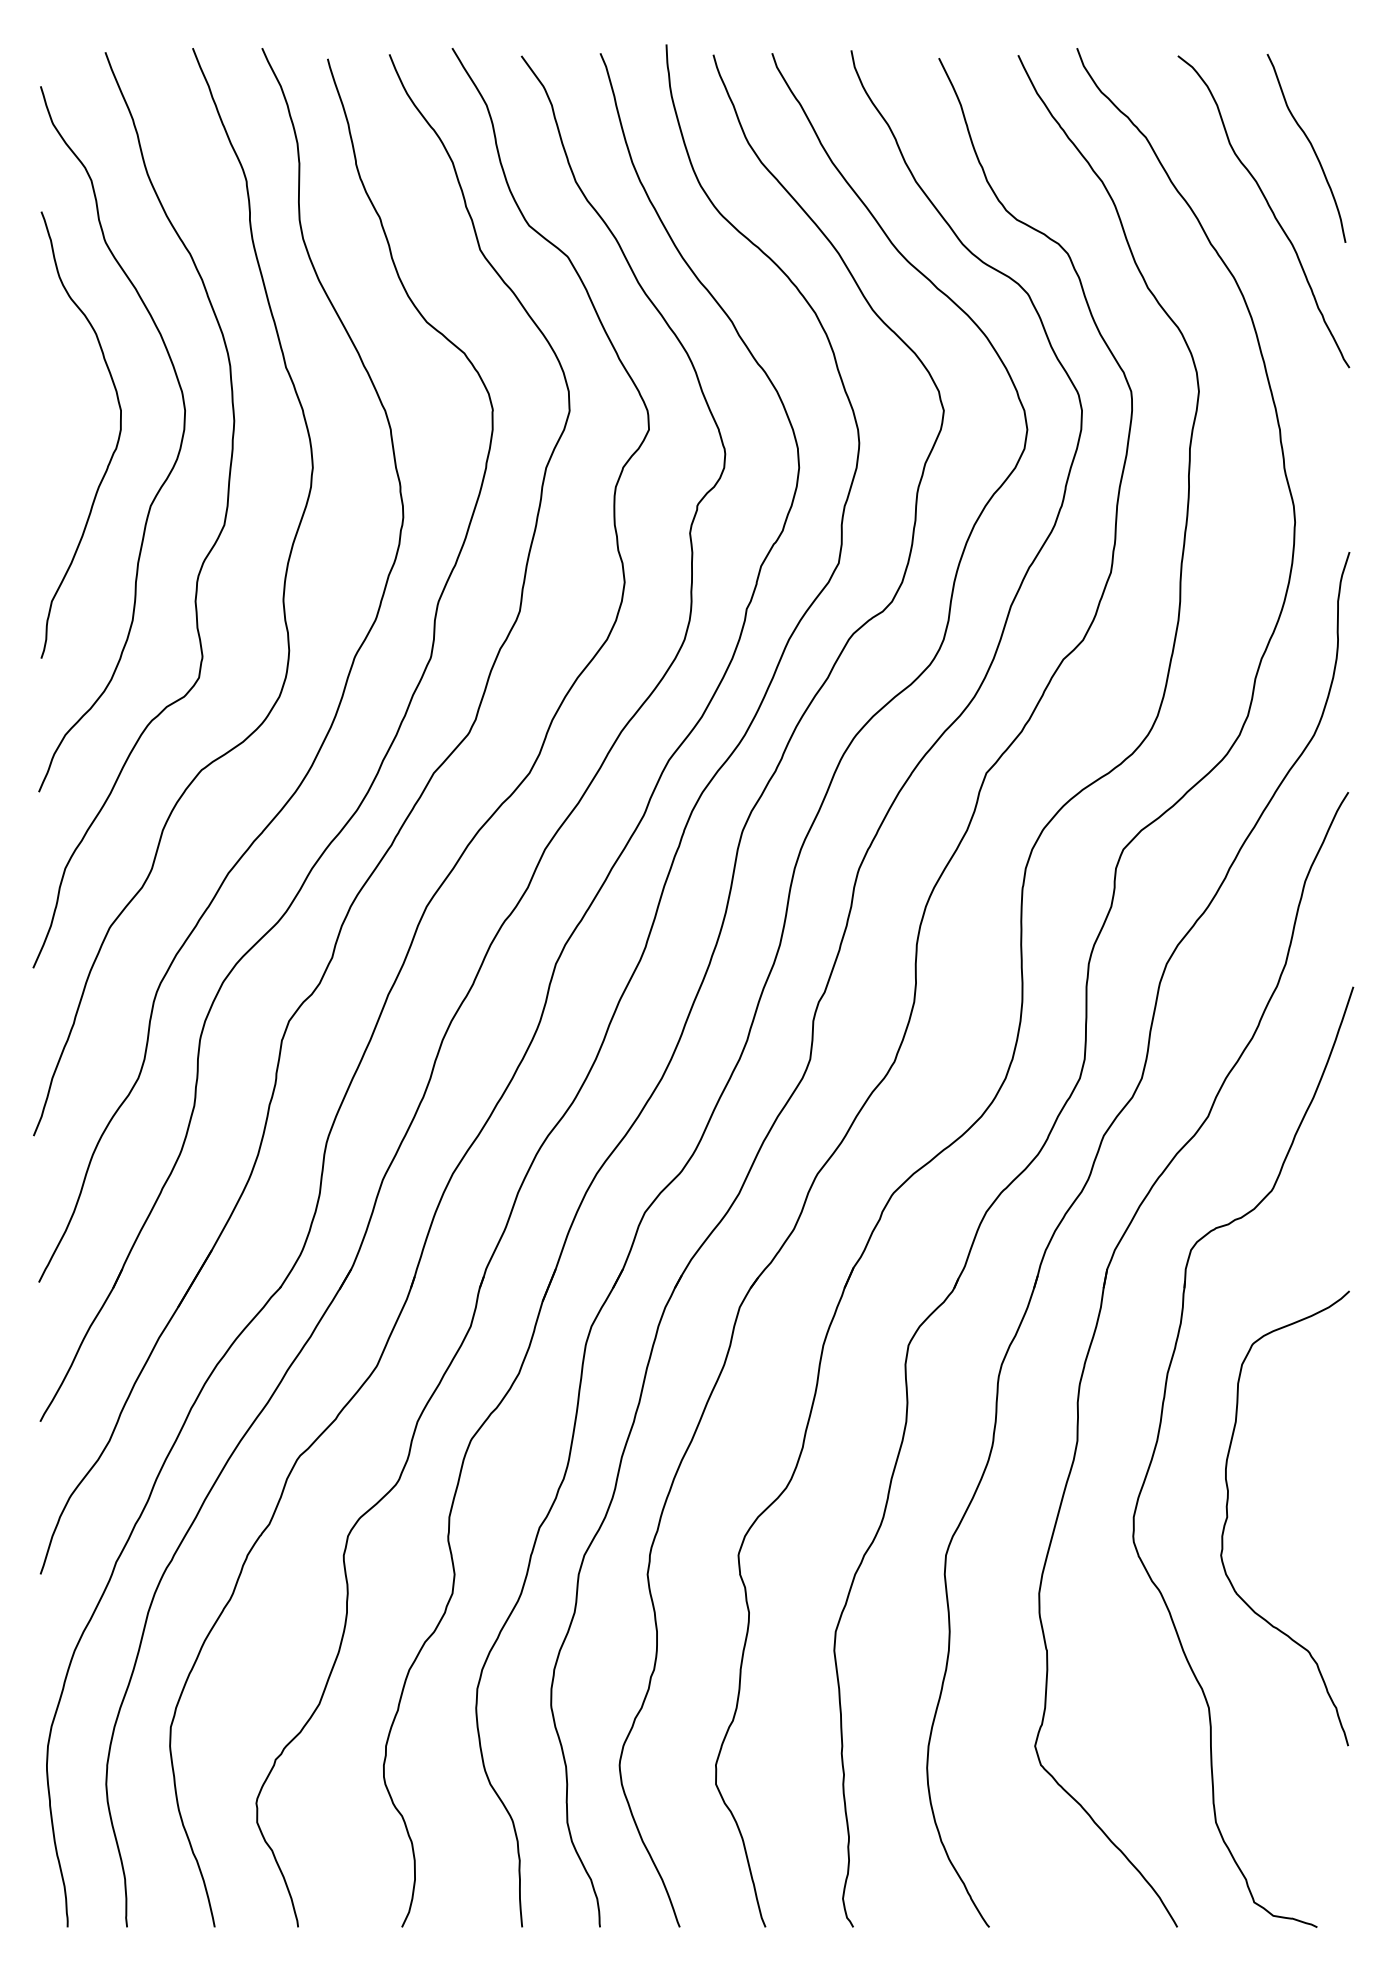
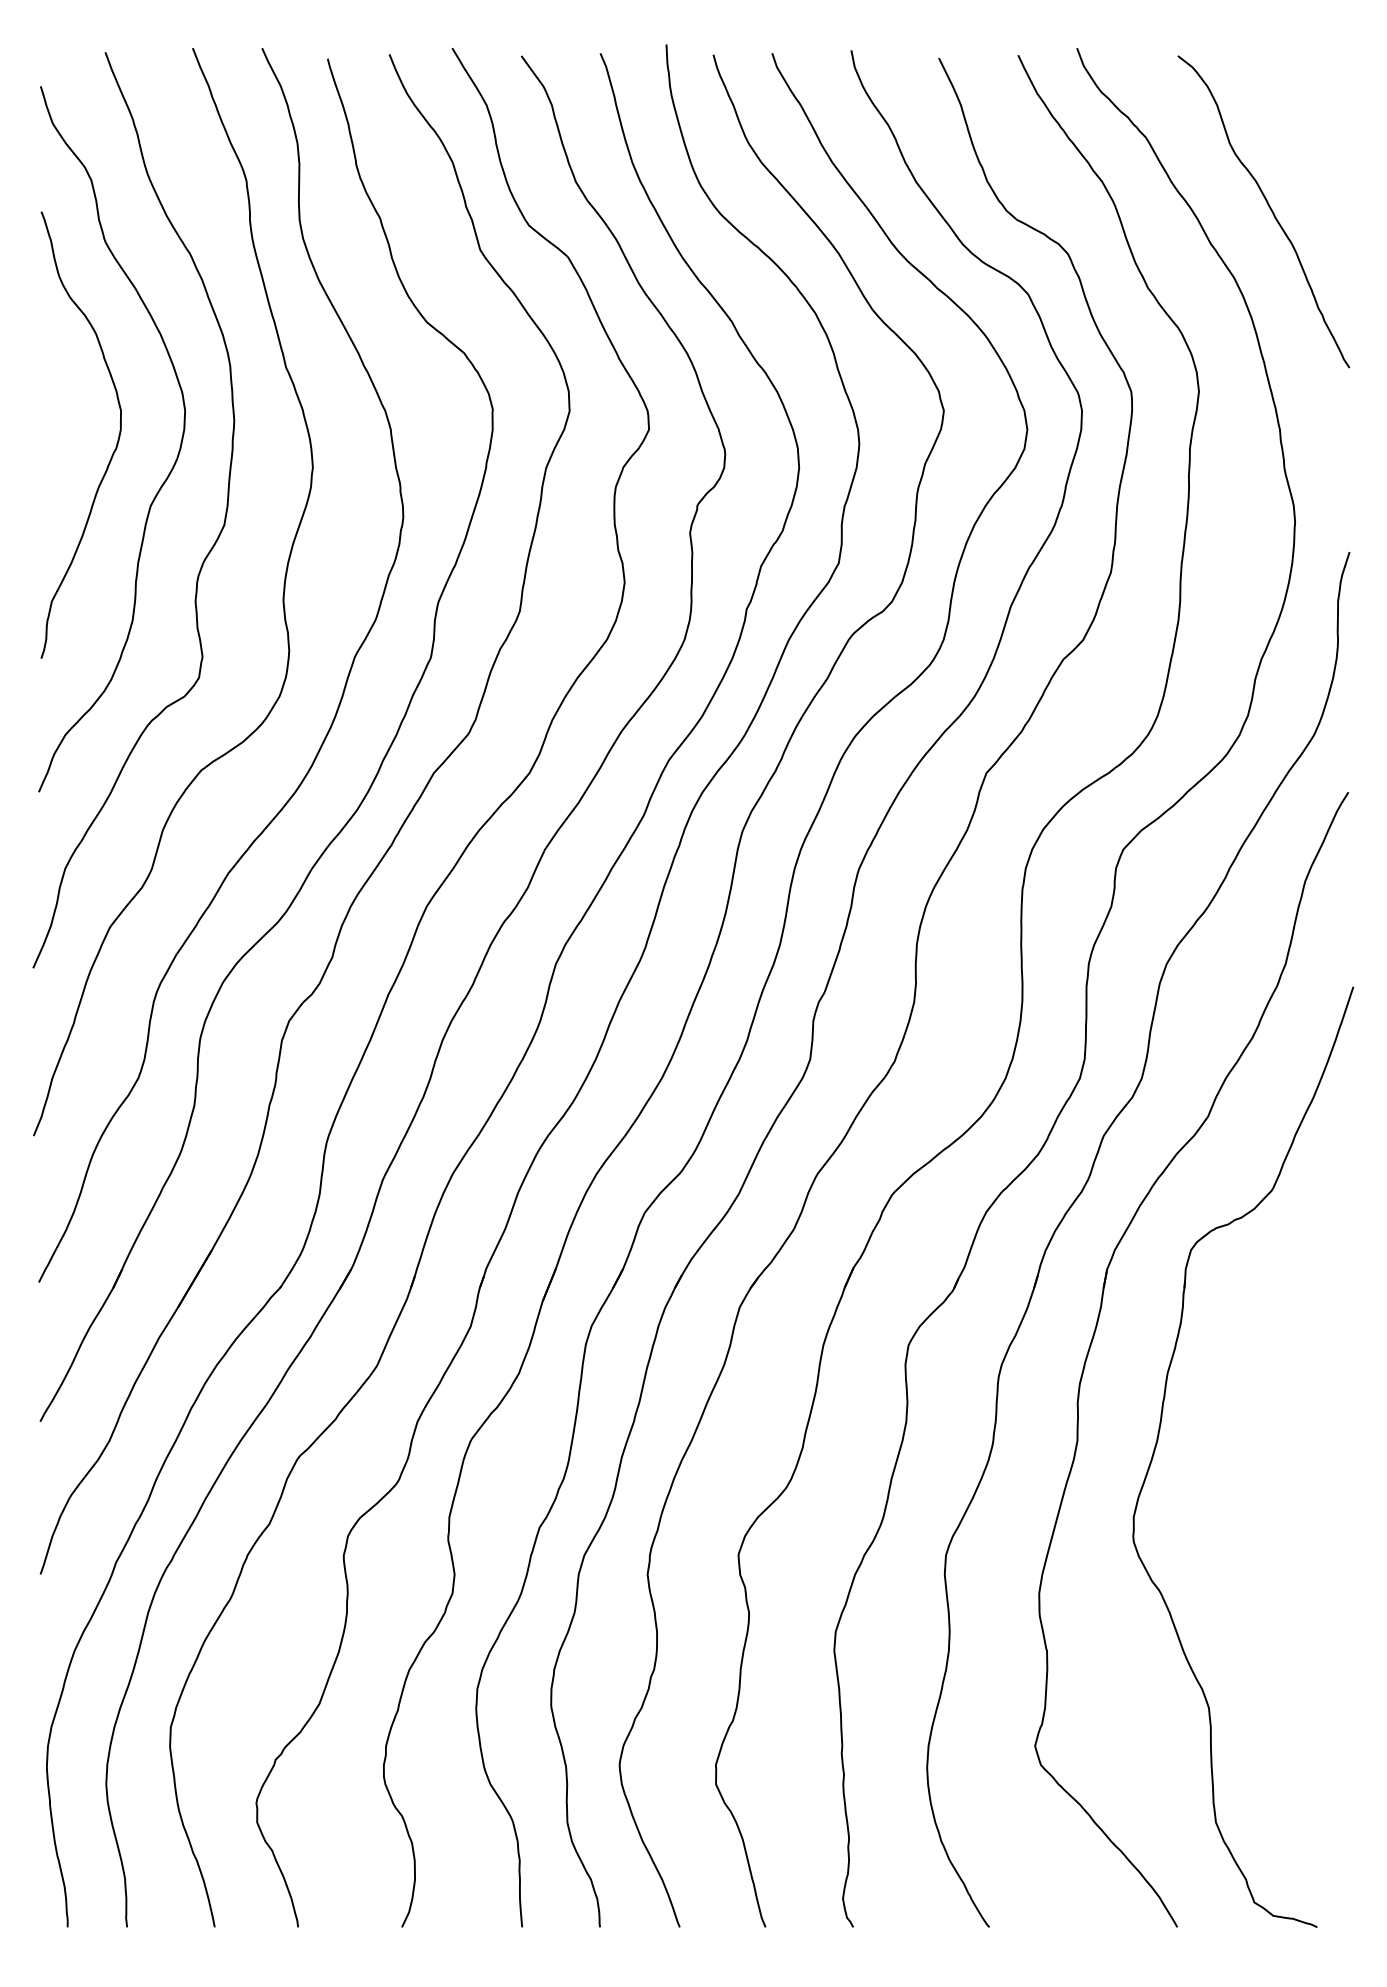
curve: present -> none (1310, 145)
curve: present -> none (1228, 1517)
